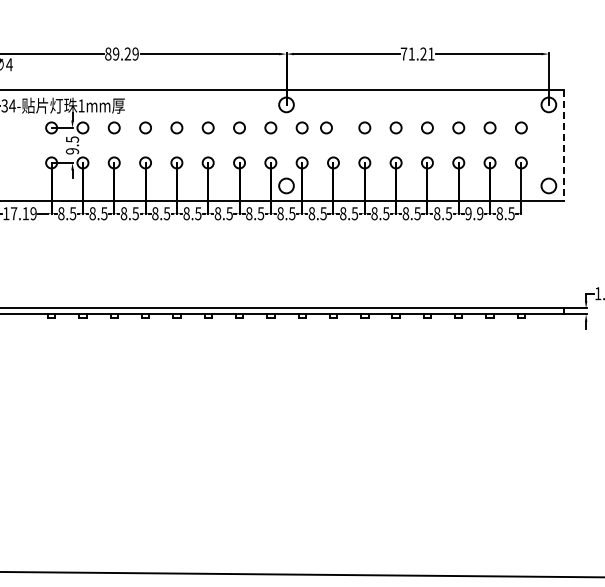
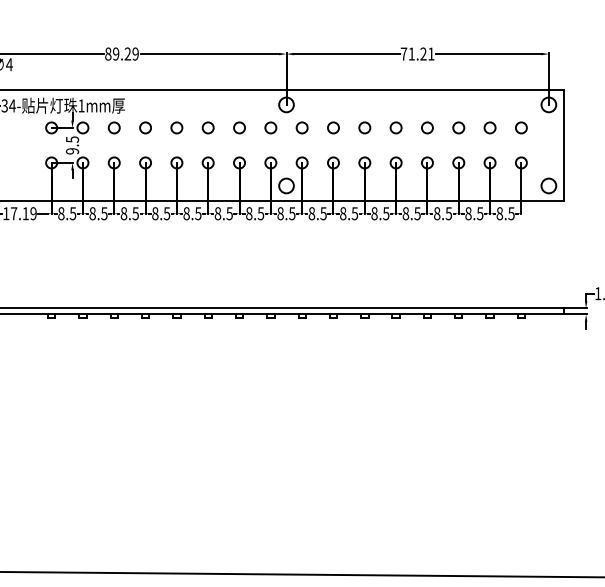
circle position: (326, 127) -> (333, 127) (333, 127)
line: dashed -> solid (563, 145)
text: 9.9 -> 8.5 (474, 213)
